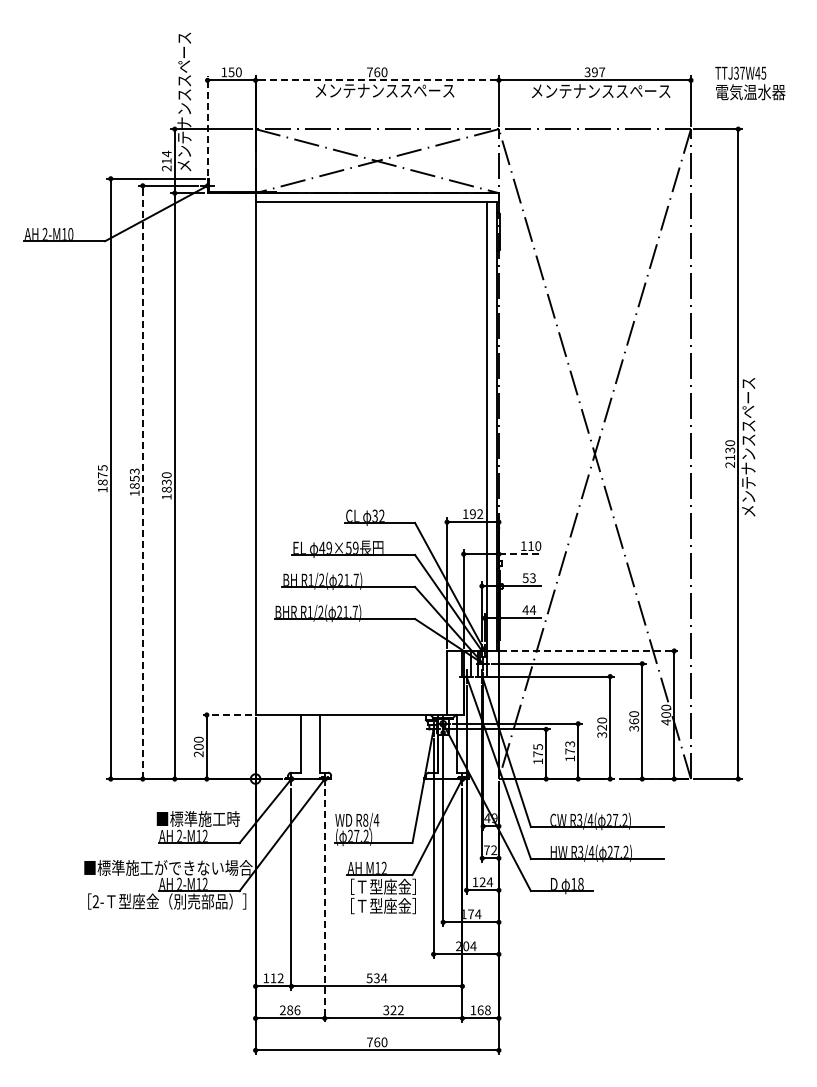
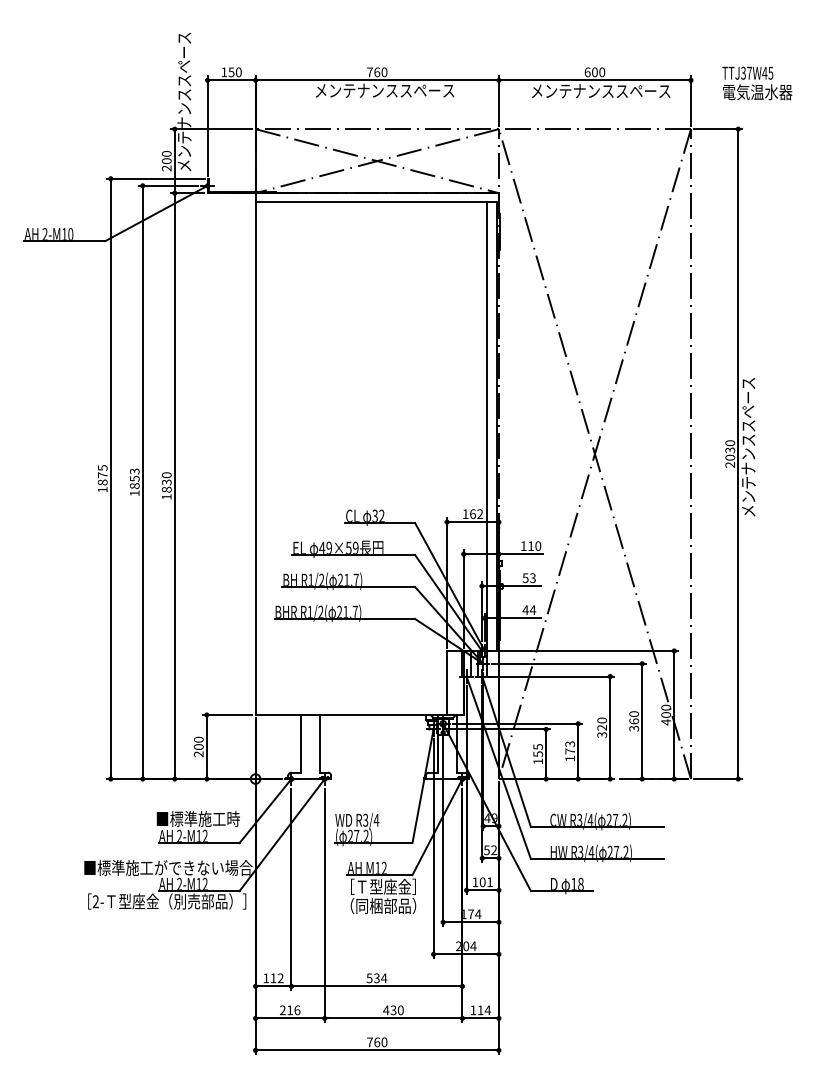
text: 397 -> 600 (594, 72)
line: dashed -> solid (377, 80)
text position: (750, 83) -> (757, 83) (757, 83)
line: dashed -> solid (207, 125)
text: 214 -> 200 (166, 157)
text: 2130 -> 2030 (730, 457)
line: dashed -> solid (142, 482)
text: 192 -> 162 (472, 513)
line: dashed -> solid (521, 554)
line: dashed -> solid (589, 650)
line: dashed -> solid (227, 715)
text: 175 -> 155 (538, 754)
text: R8/4 -> R3/4 (365, 820)
text: 72 -> 52 (486, 850)
text: 124 -> 101 (486, 882)
line: dashed -> solid (324, 905)
text: ［Ｔ型座金］ -> （同梱部品） (383, 906)
text: 286 -> 216 (290, 1010)
text: 322 -> 430 (393, 1010)
text: 168 -> 114 (484, 1010)
